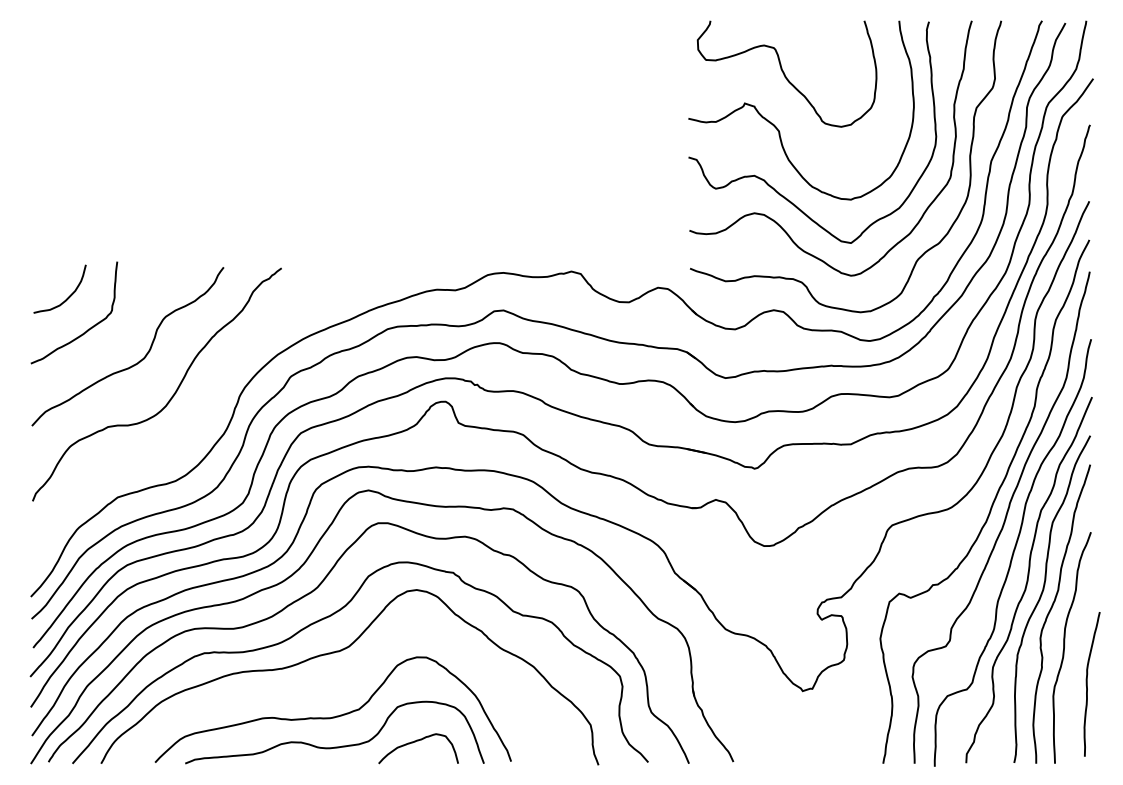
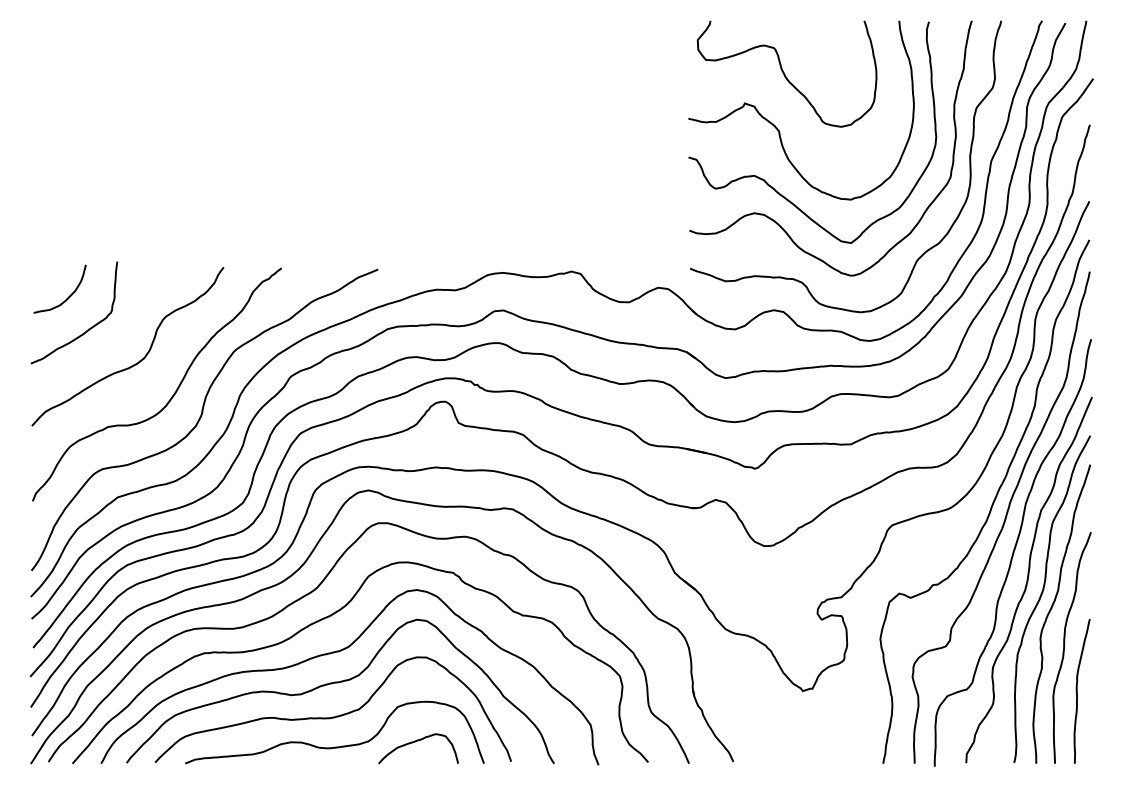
curve: none -> present (201, 417)
curve: none -> present (338, 683)
curve position: (1087, 684) -> (1077, 691) (1077, 691)
